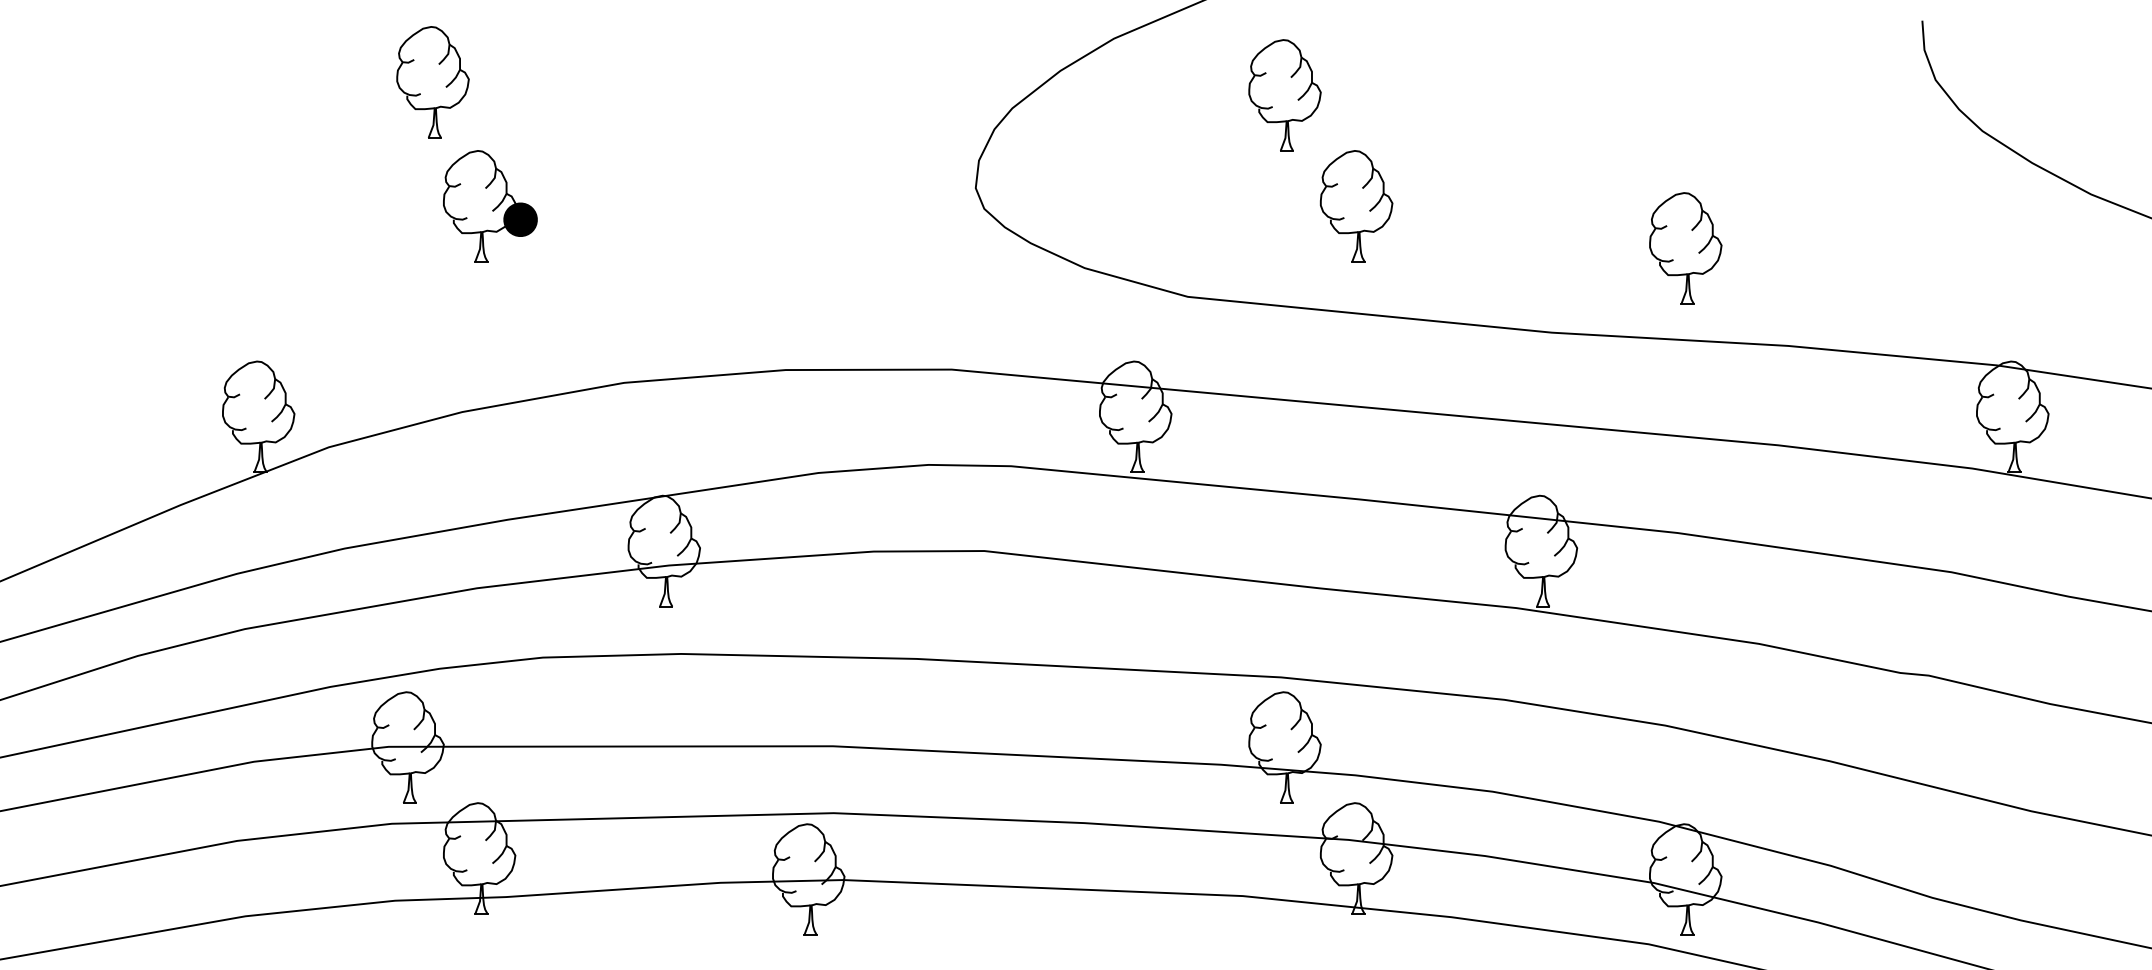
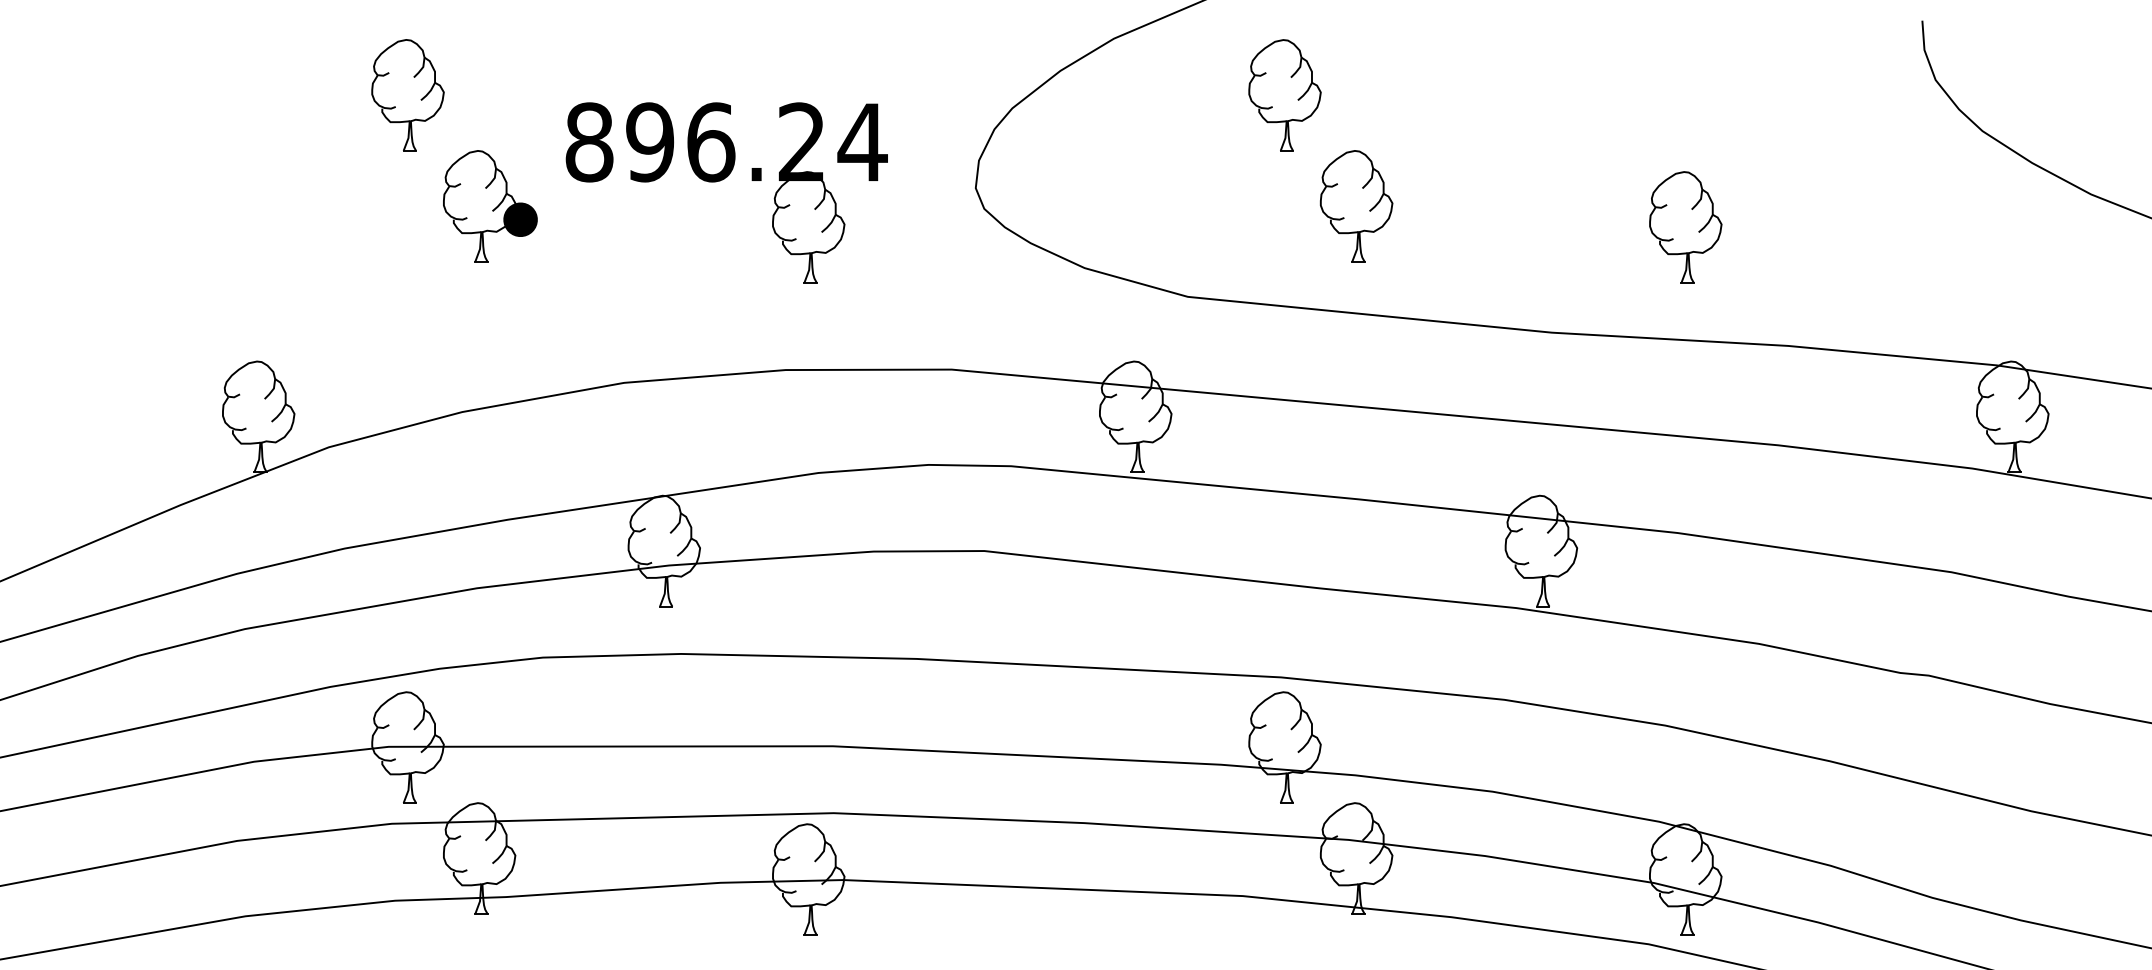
part position: (432, 82) -> (407, 95) (407, 95)
part: none -> present (720, 181)
part position: (1685, 248) -> (1685, 227) (1685, 227)
